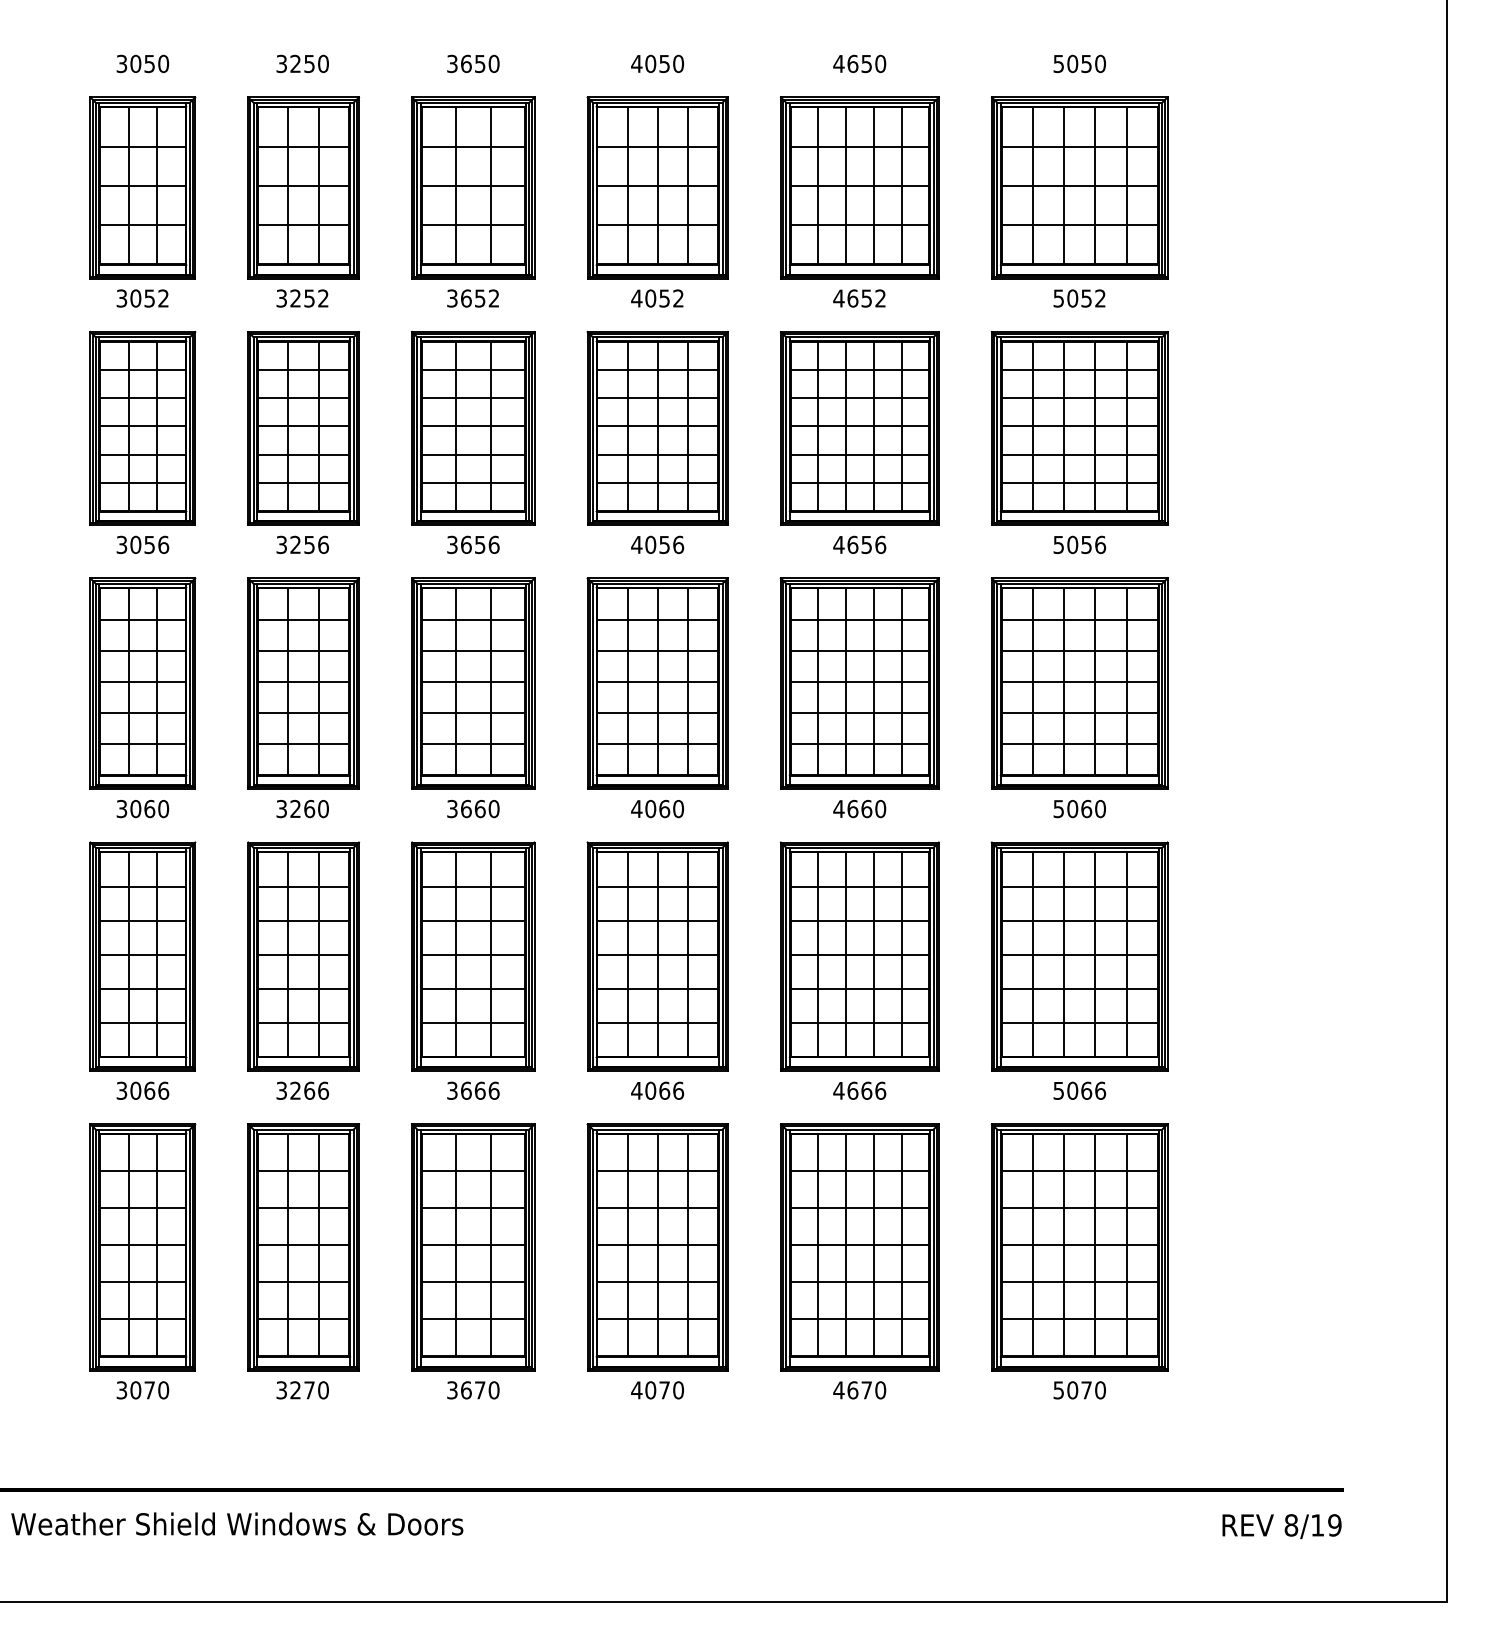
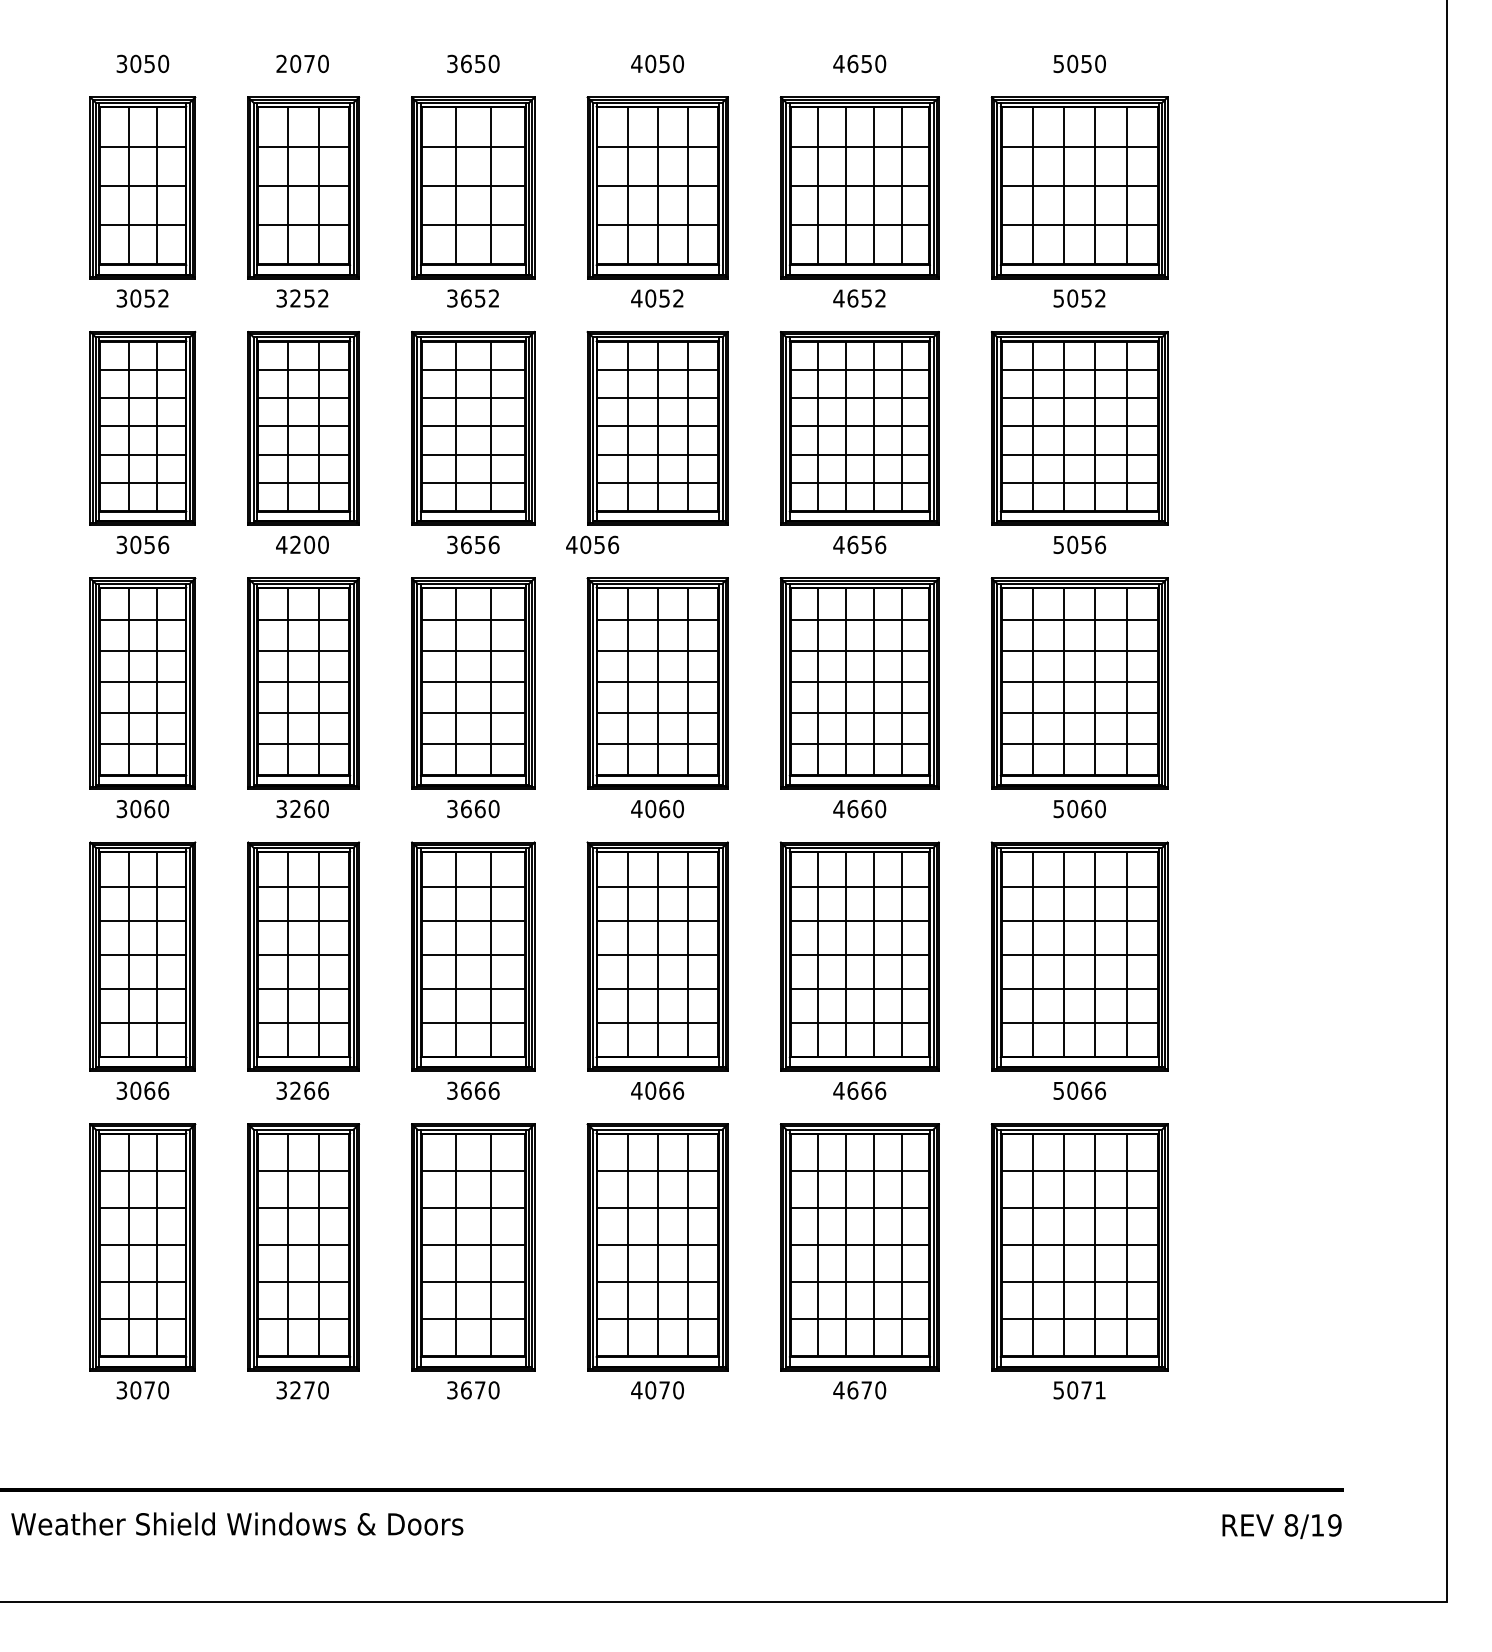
text: 3250 -> 2070 (295, 63)
text: 3256 -> 4200 (302, 544)
text position: (657, 544) -> (592, 544) (592, 544)
text: 5070 -> 5071 (1100, 1390)
